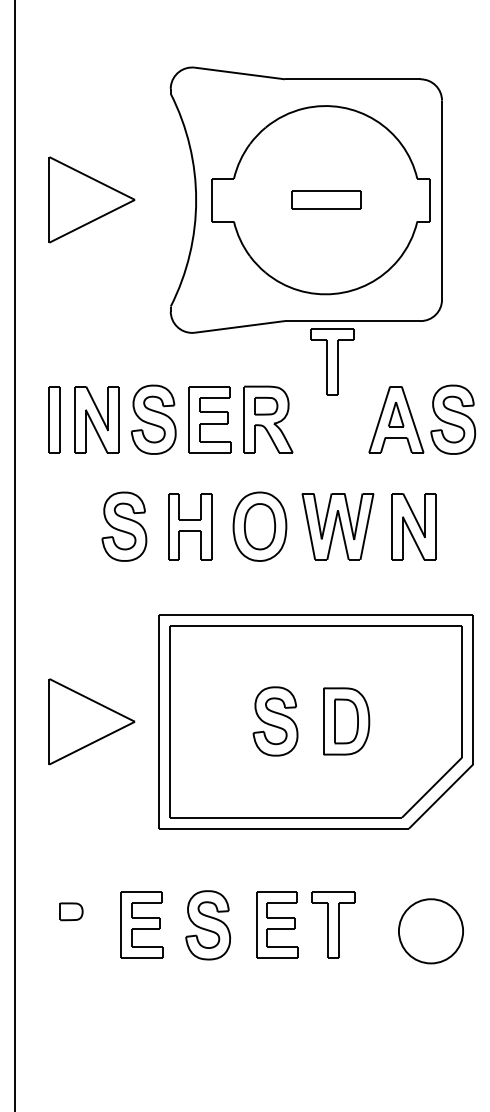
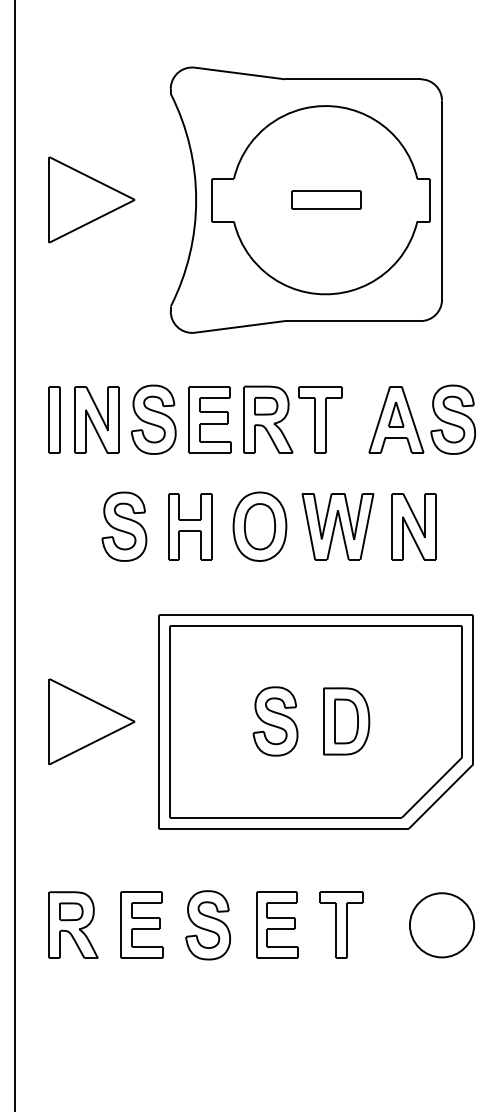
part position: (332, 361) -> (320, 419) (320, 419)
part: none -> present (73, 924)
part position: (333, 924) -> (341, 924) (341, 924)
part position: (430, 931) -> (441, 925) (441, 925)
